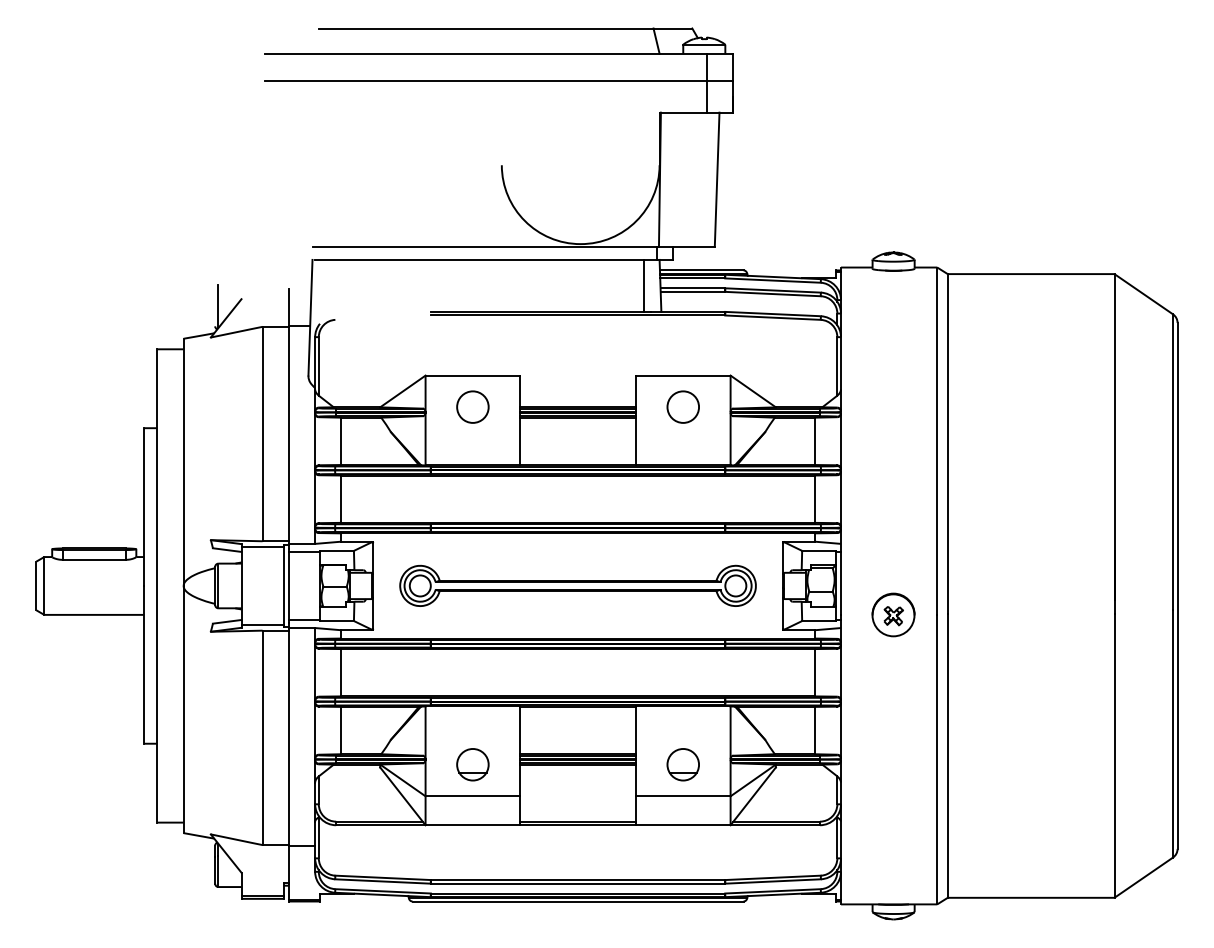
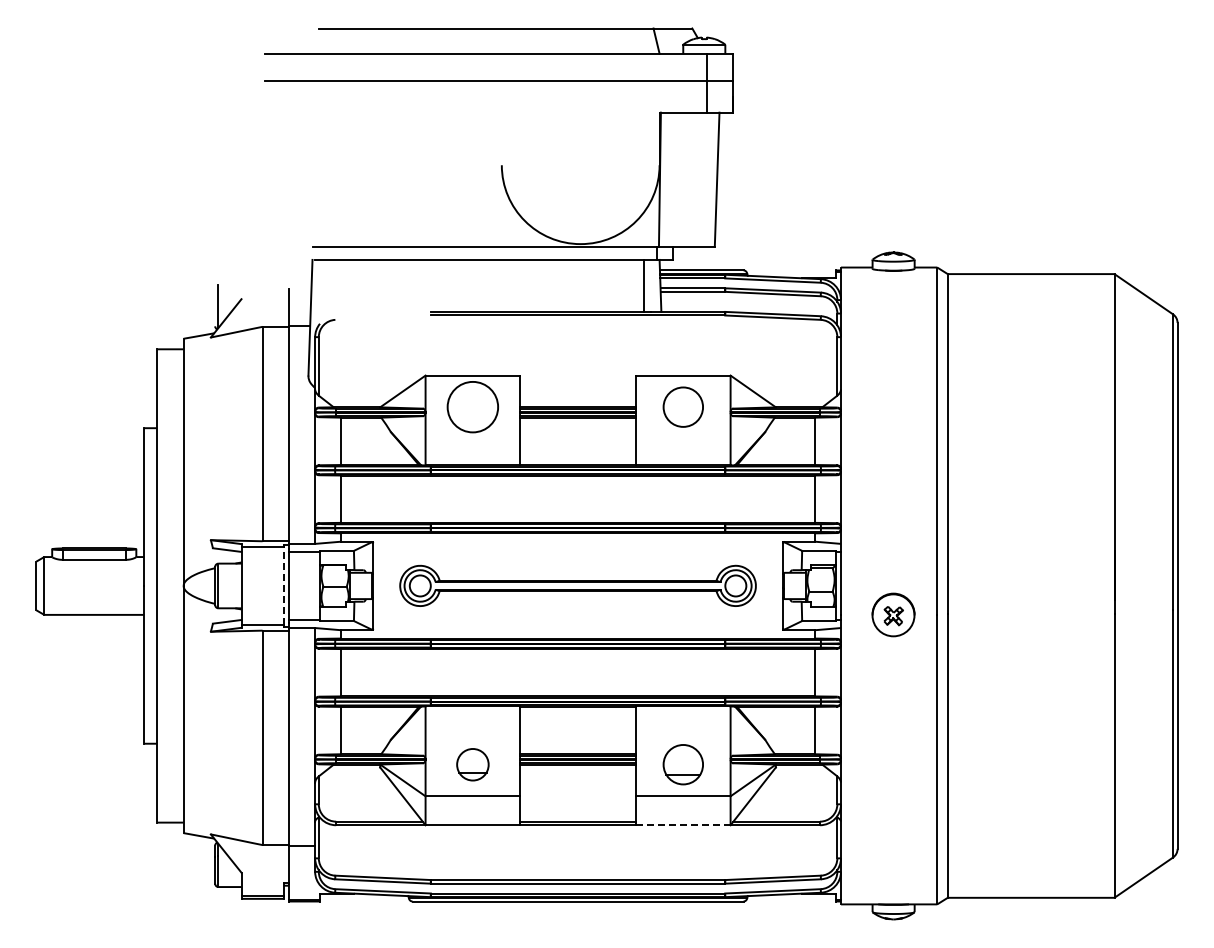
circle diameter: 32 px -> 50 px (472, 406)
circle size: 34x34 px -> 42x42 px (682, 406)
line: solid -> dashed (283, 585)
part size: 34x34 px -> 42x42 px (682, 764)
line: solid -> dashed (683, 825)
